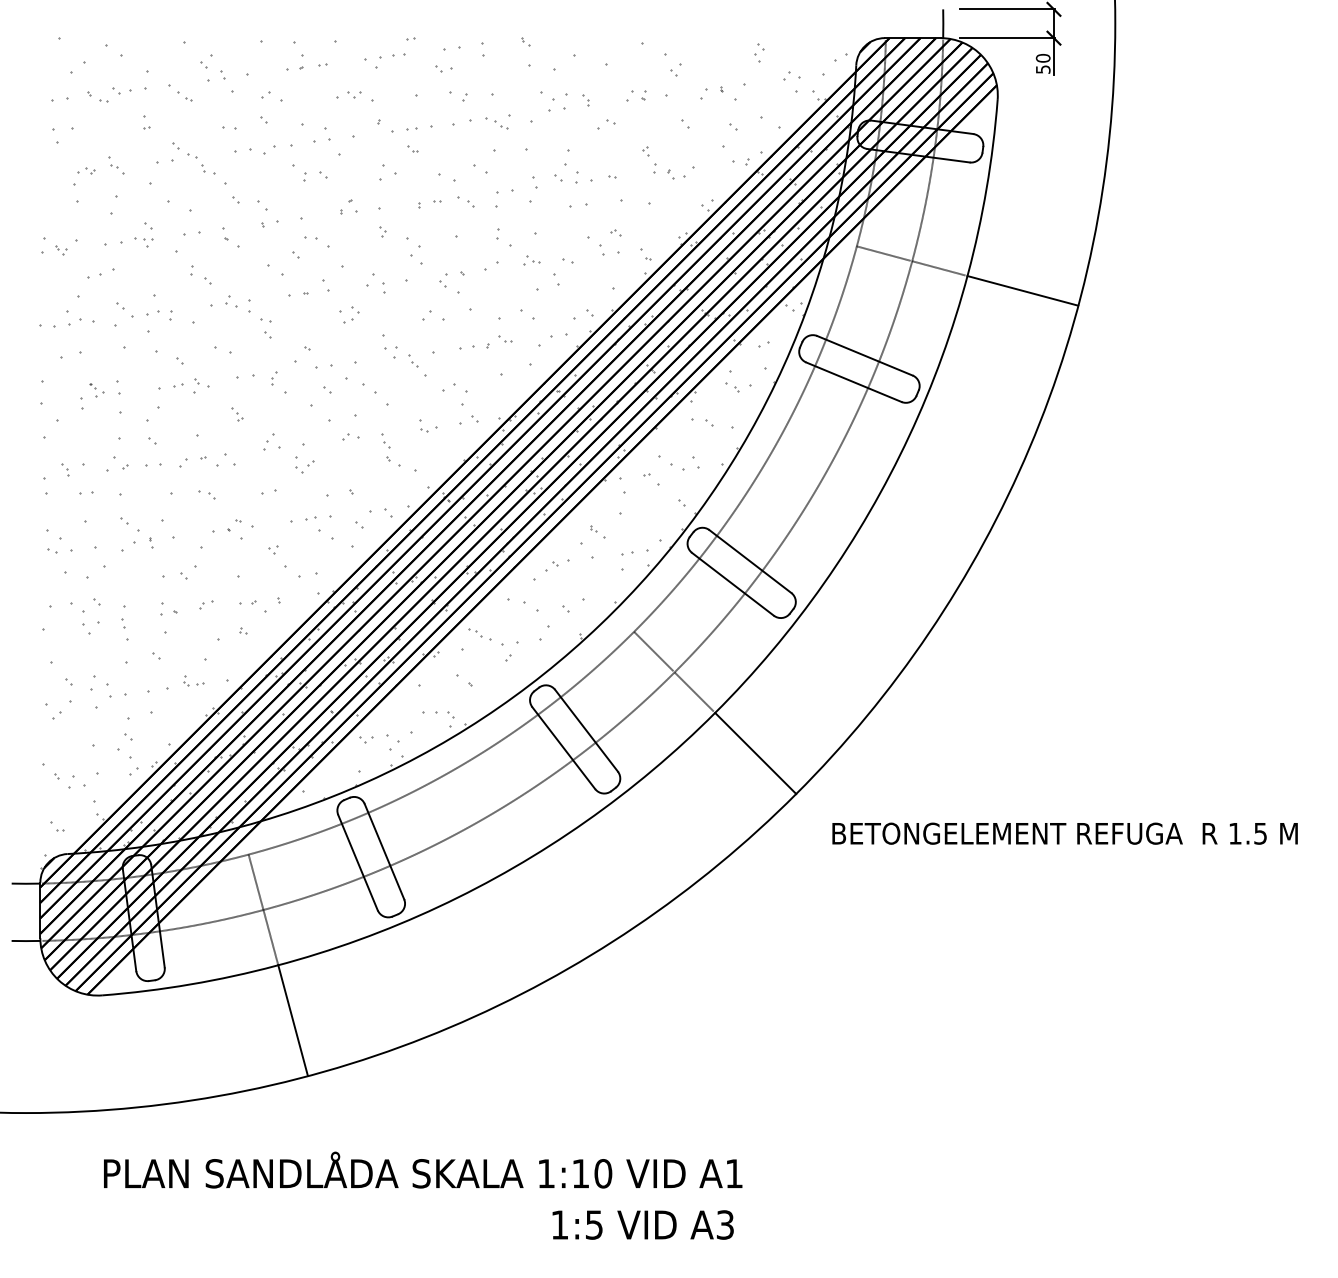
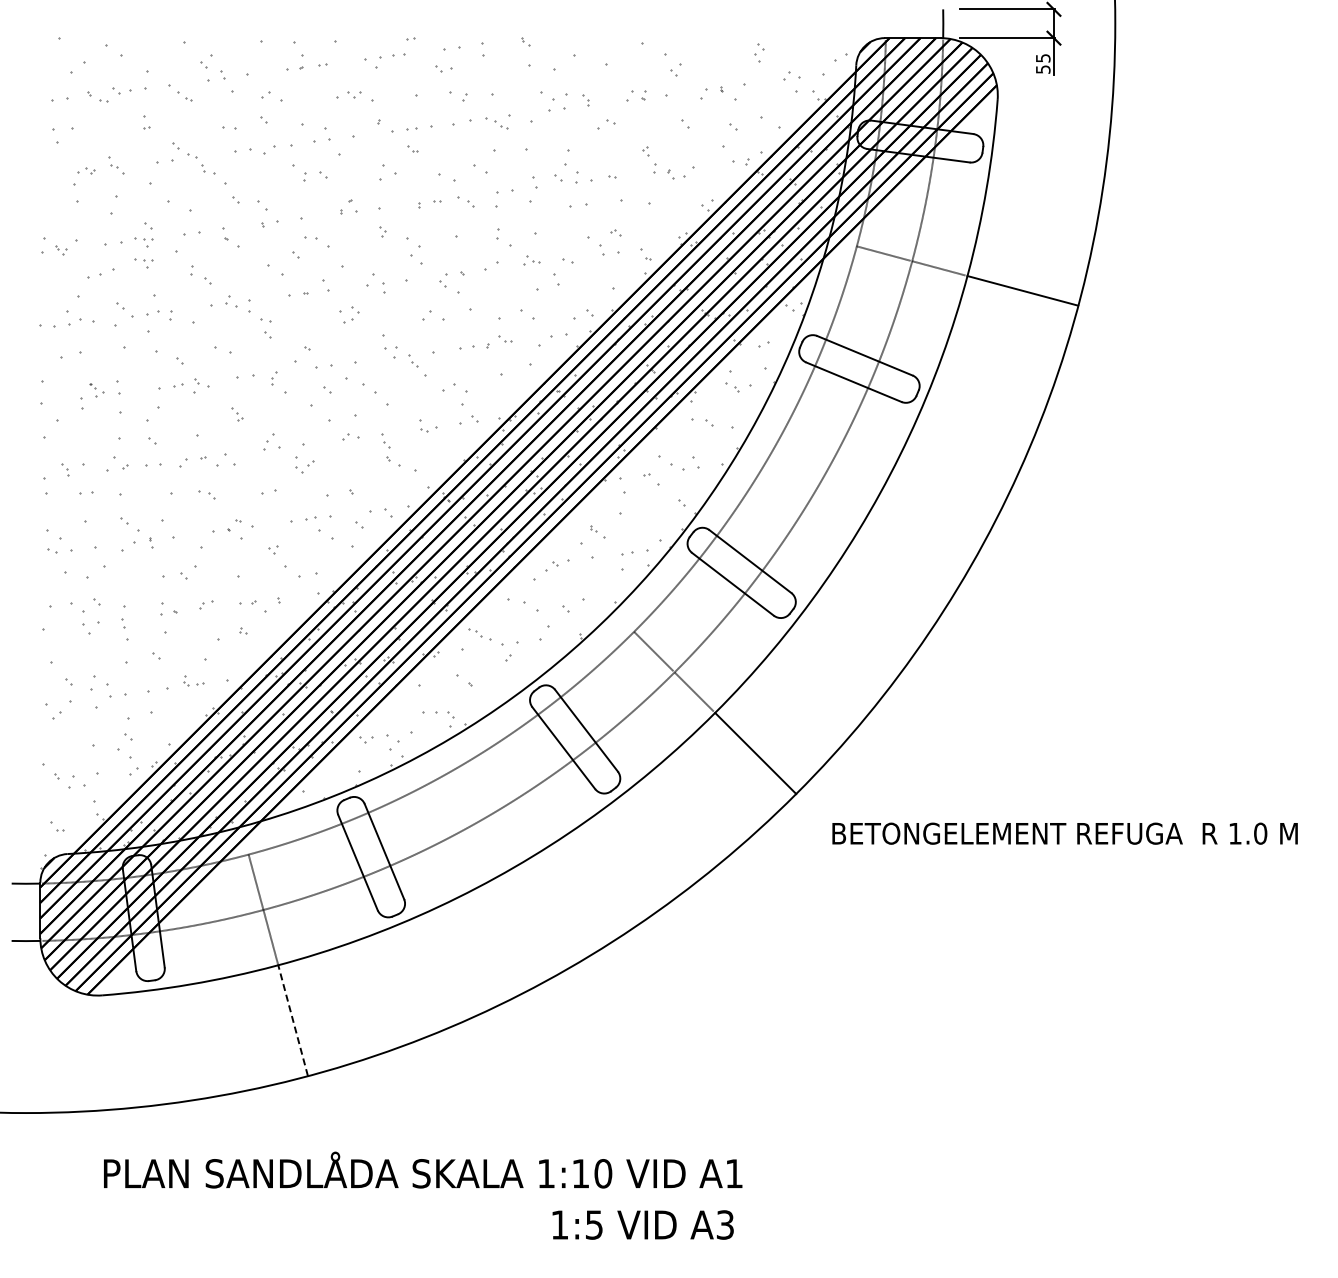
text: 50 -> 55 (1042, 57)
part: none -> present (143, 263)
text: 1.5 -> 1.0 (1260, 833)
line: solid -> dashed (292, 1020)
